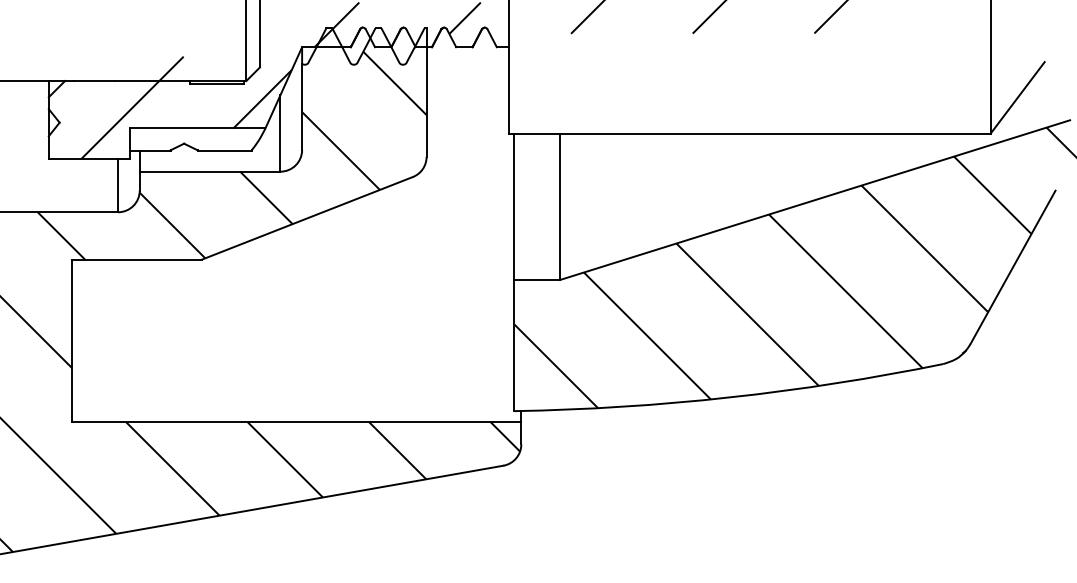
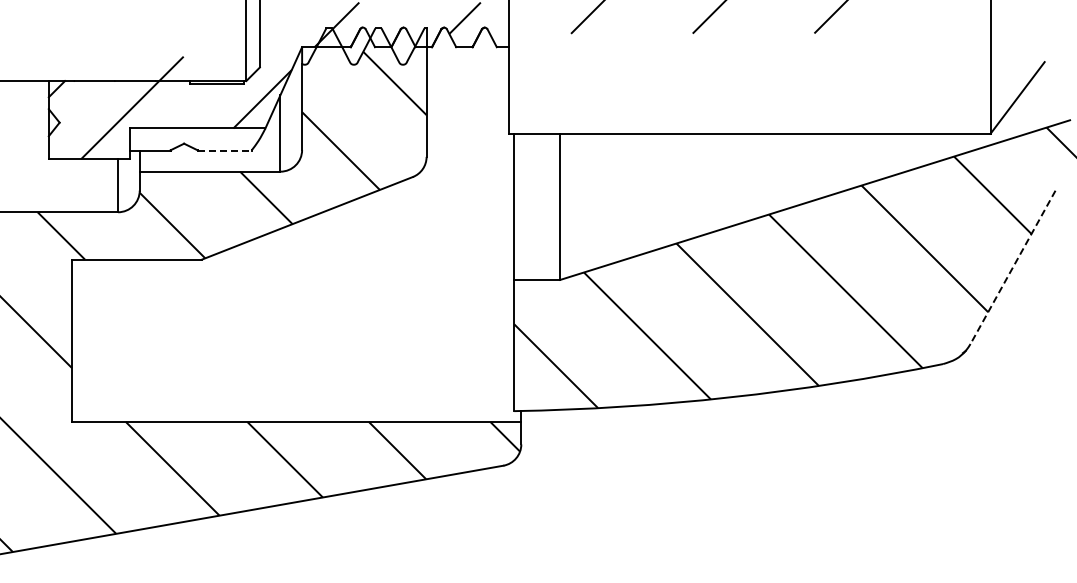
line: solid -> dashed (225, 150)
line: solid -> dashed (1013, 267)
